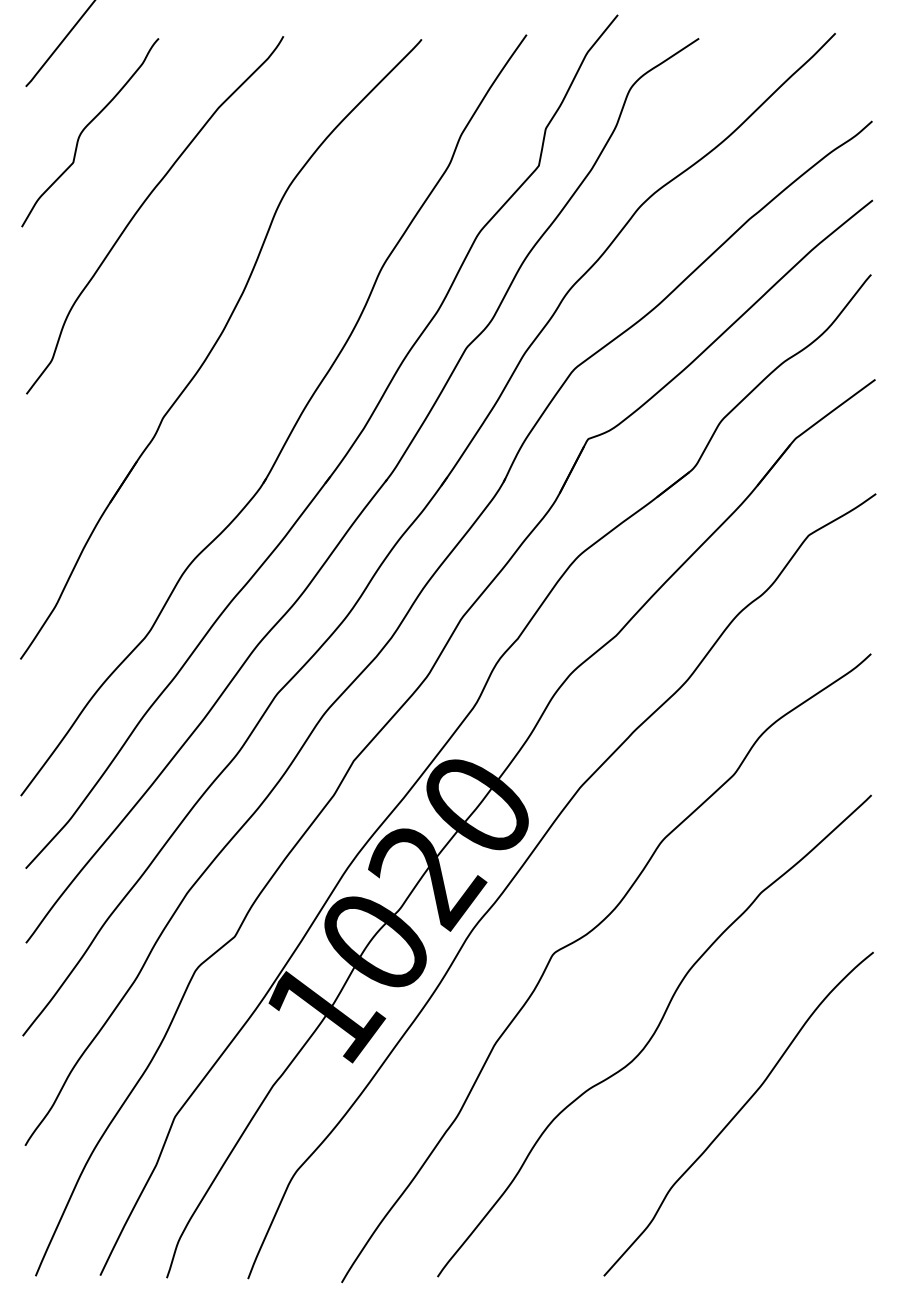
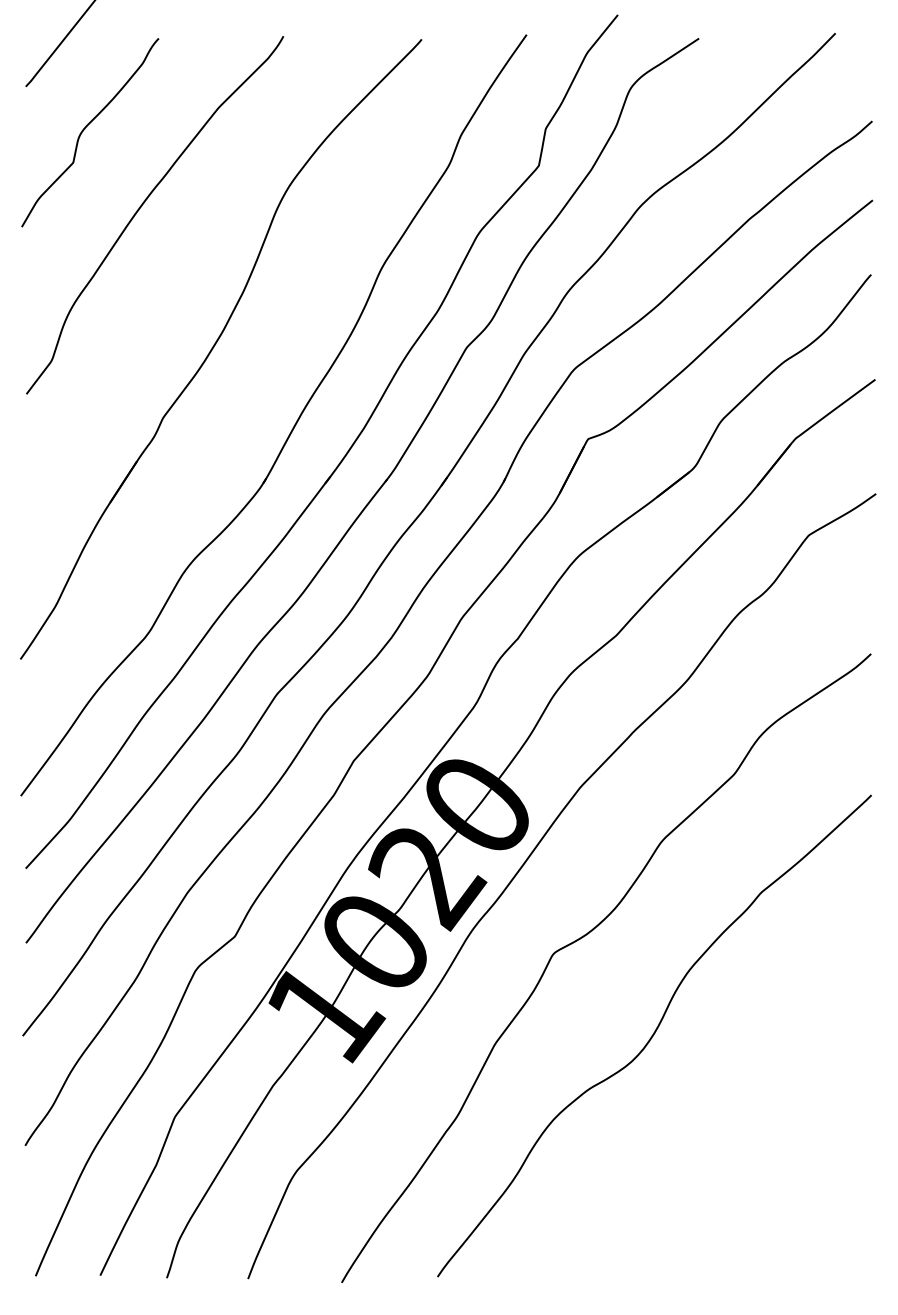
curve: present -> none (738, 1113)
